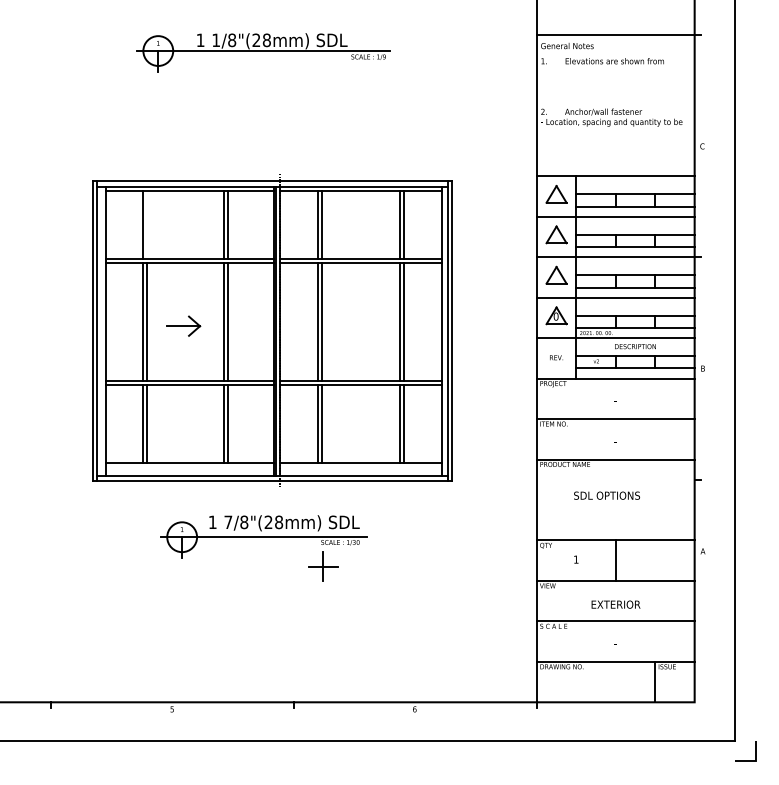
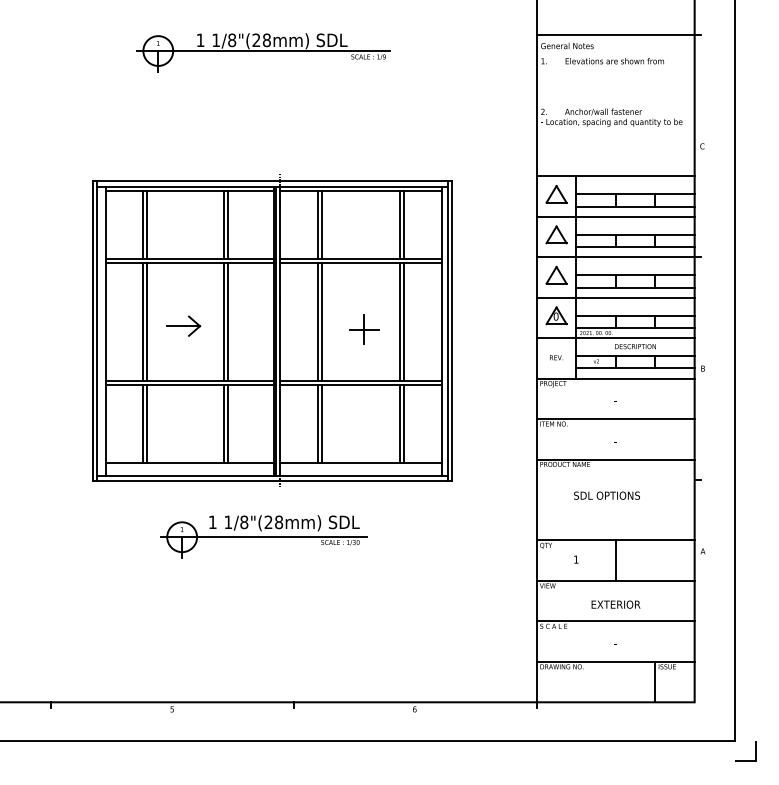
line: none -> present (146, 224)
text: 7/8"(28mm) -> 1/8"(28mm) (228, 521)
part position: (323, 566) -> (364, 329) (364, 329)
